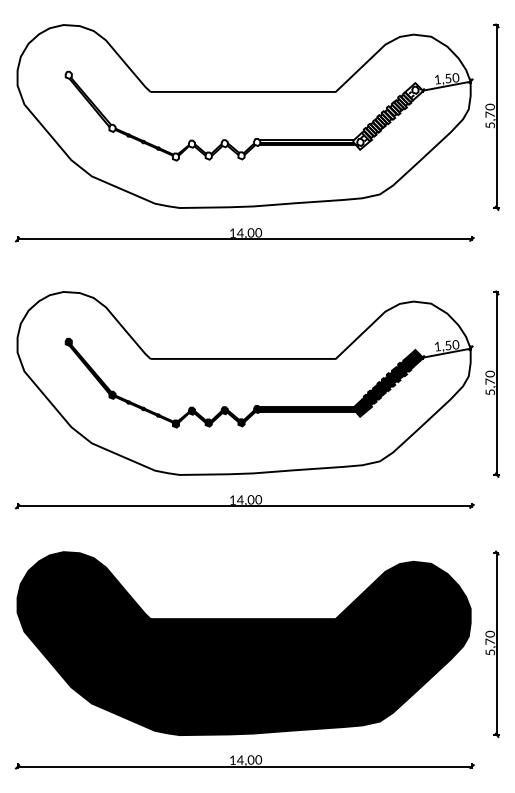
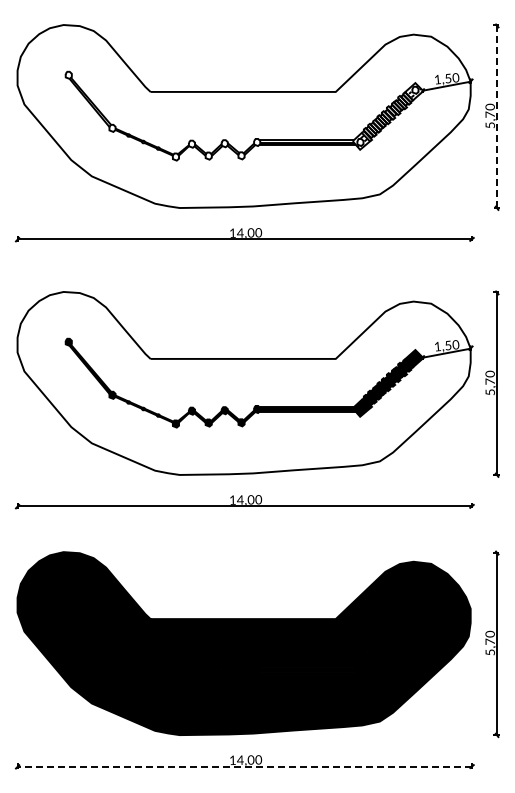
line: solid -> dashed (496, 123)
line: solid -> dashed (238, 766)
